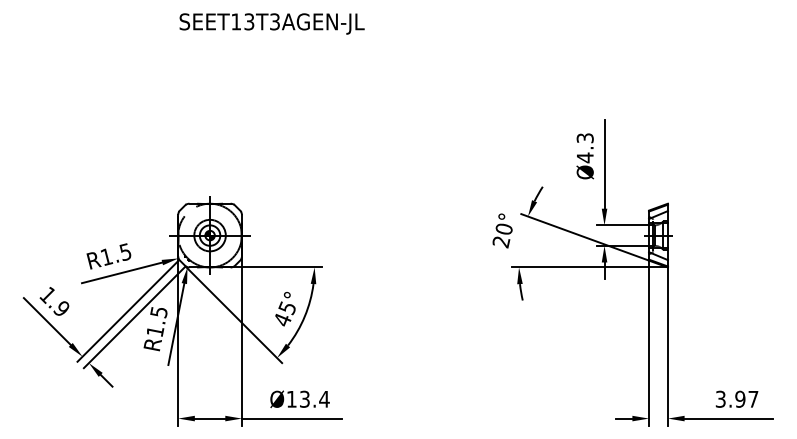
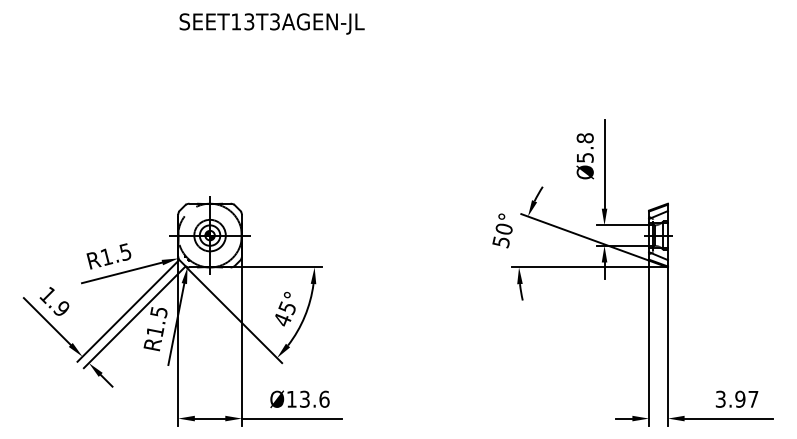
text: Ø4.3 -> Ø5.8 (584, 148)
text: 20° -> 50° (501, 242)
text: Ø13.4 -> Ø13.6 (324, 398)
